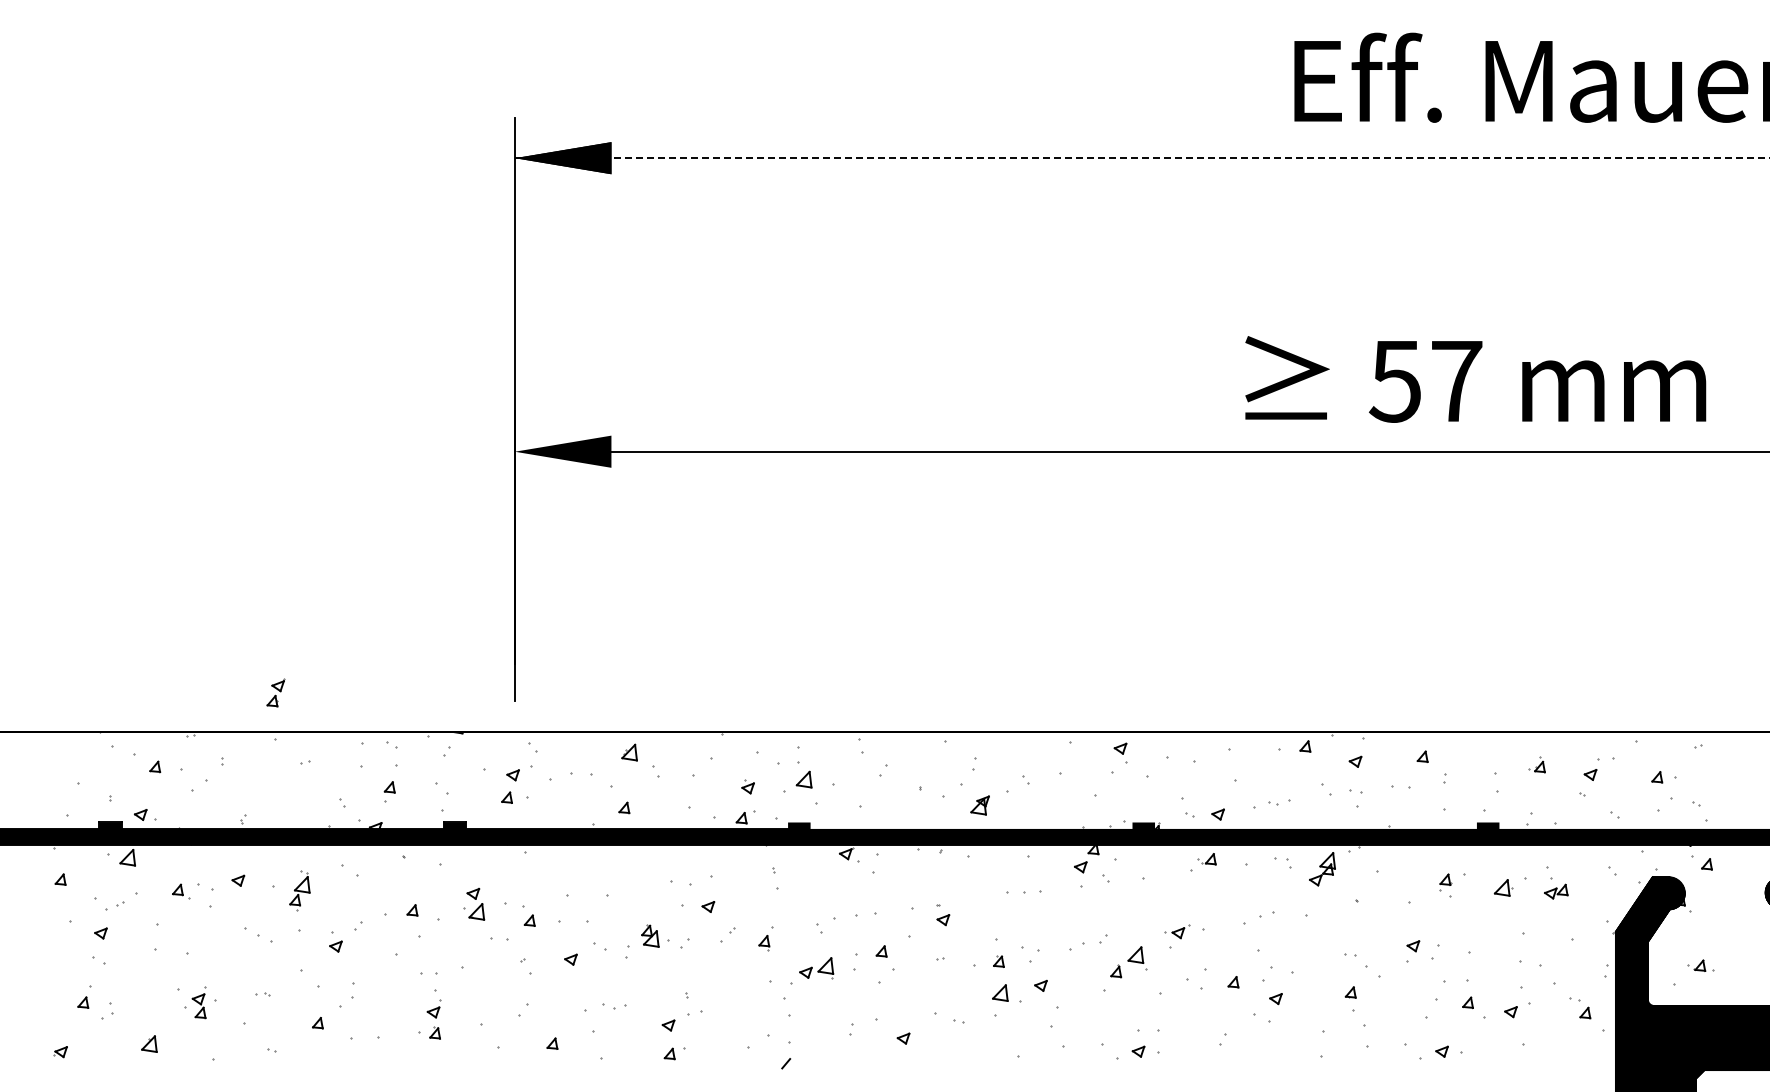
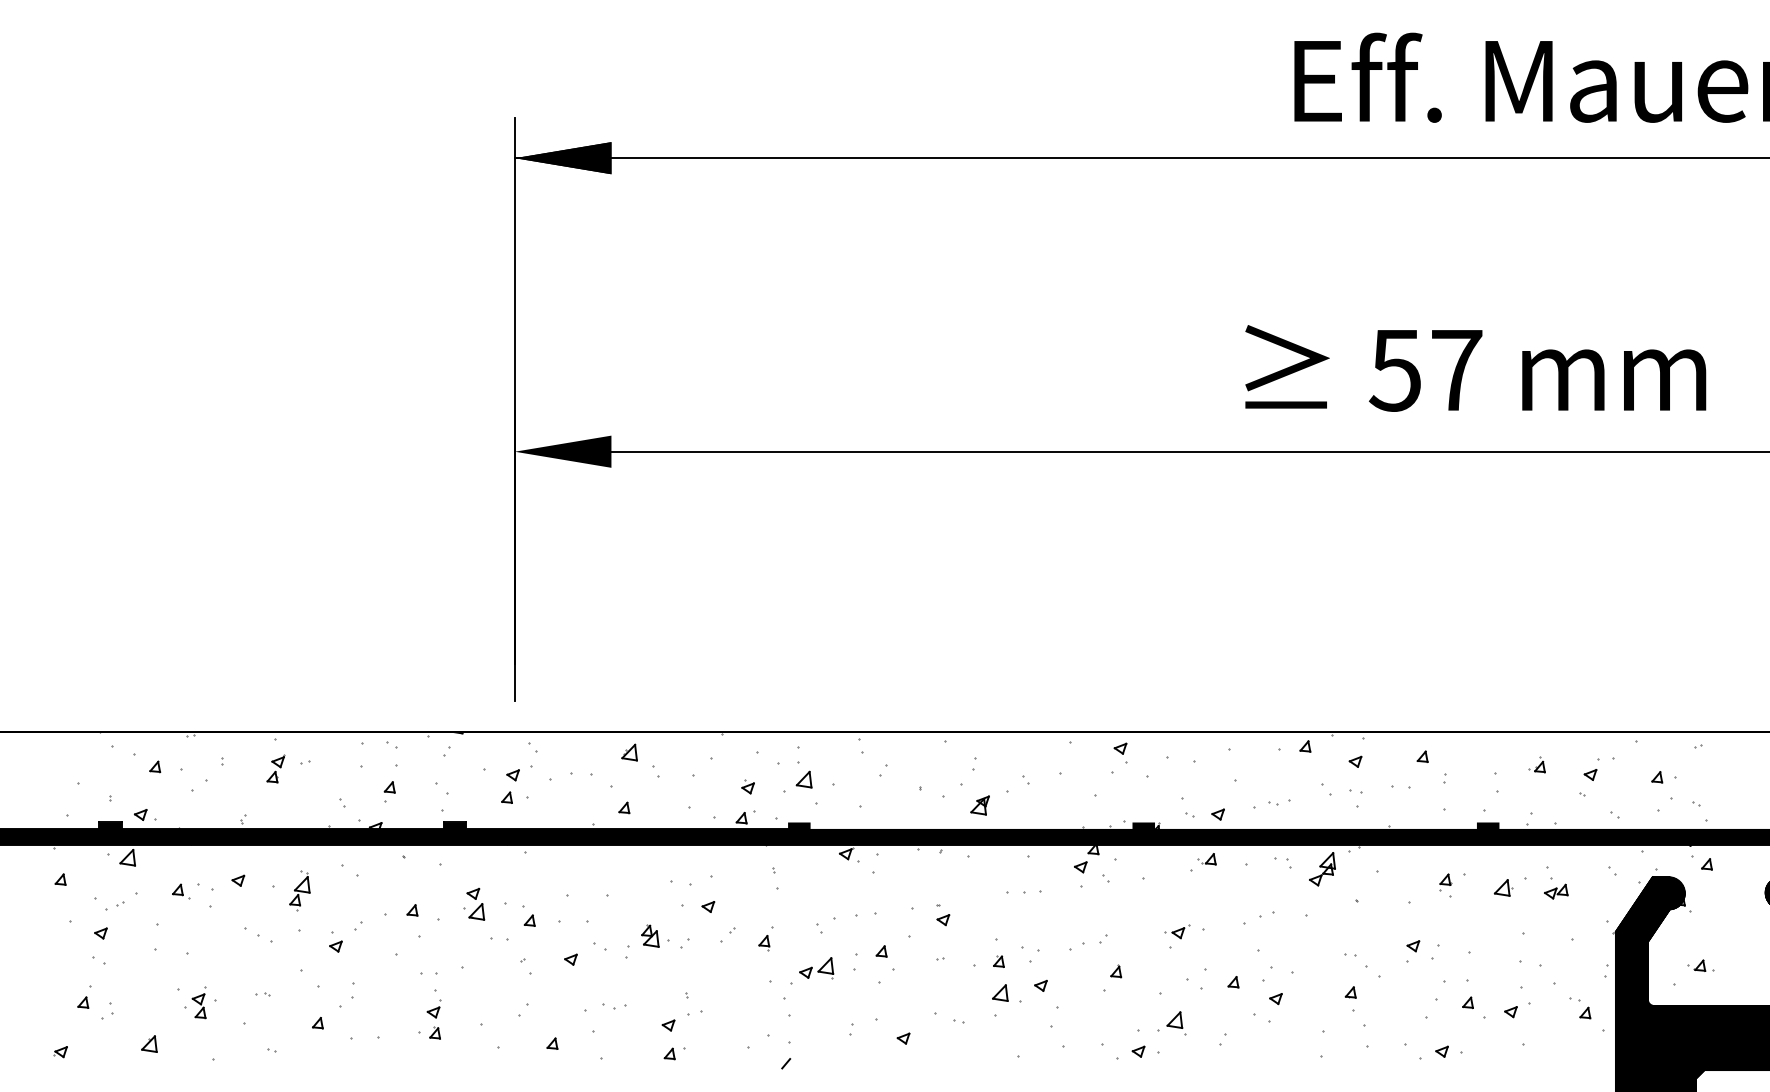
line: dashed -> solid (1142, 158)
text position: (1475, 379) -> (1475, 368) (1475, 368)
part position: (275, 692) -> (275, 768) (275, 768)
part position: (1137, 958) -> (1176, 1023) (1176, 1023)
